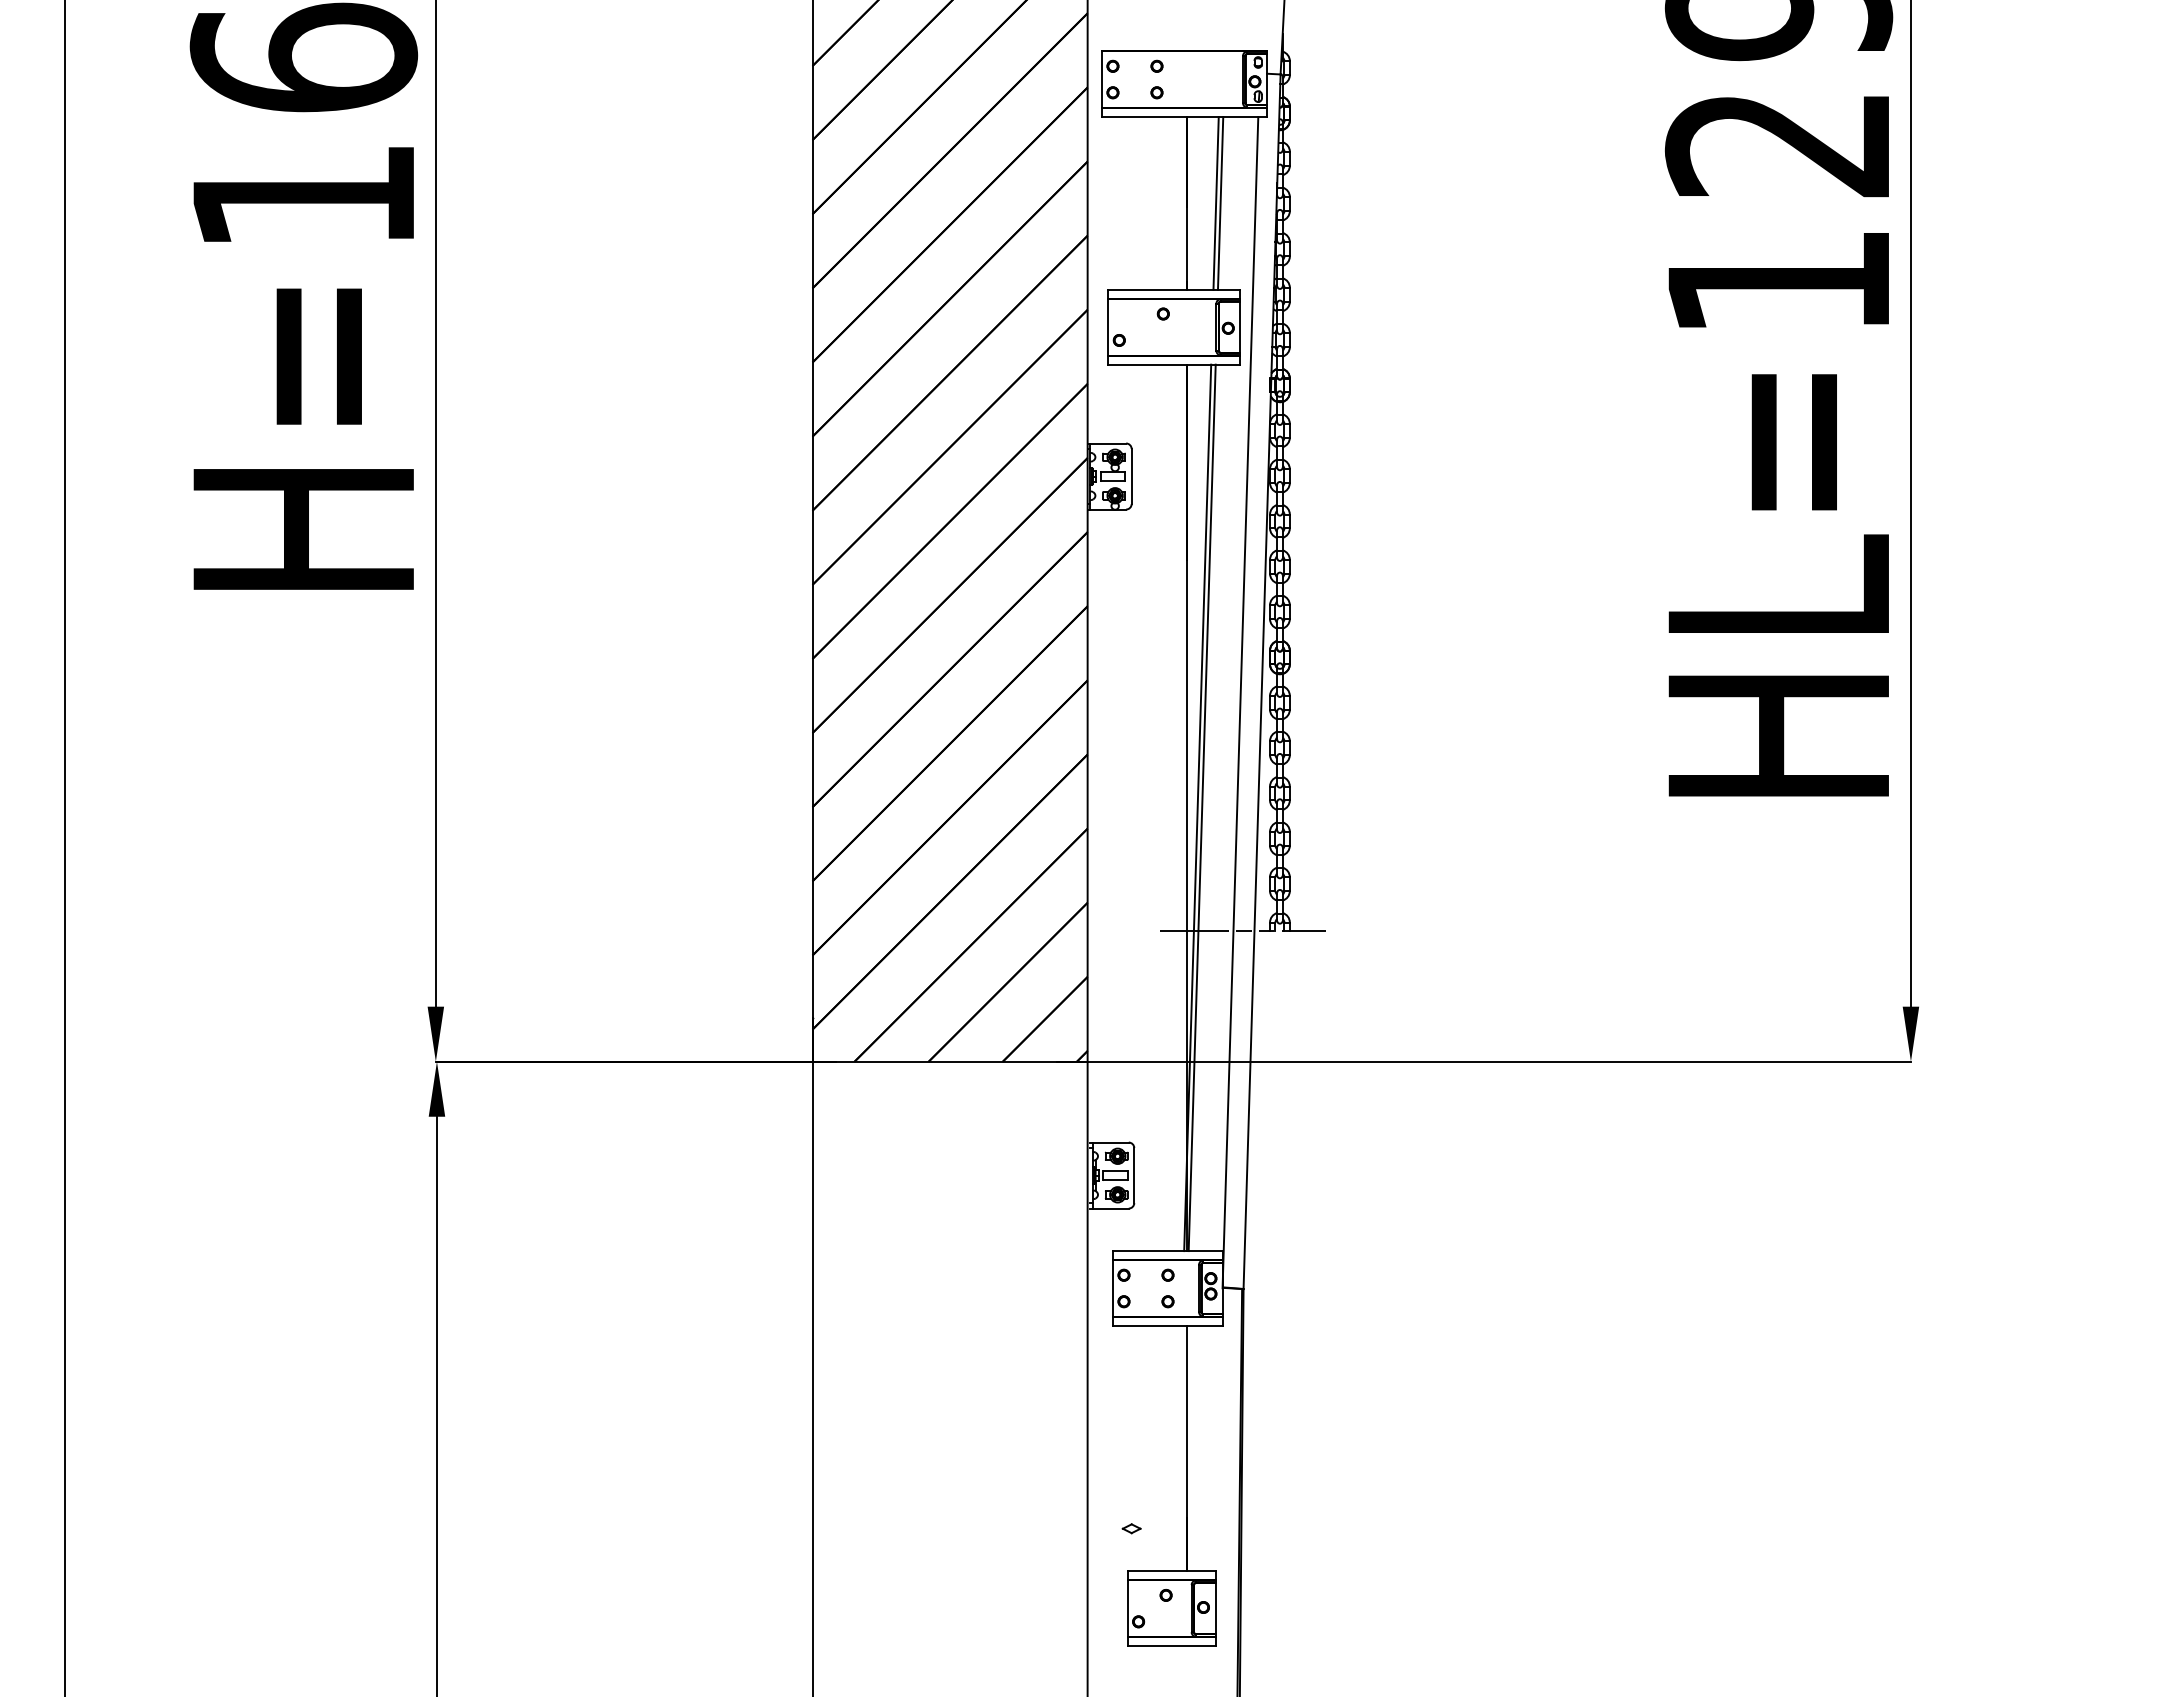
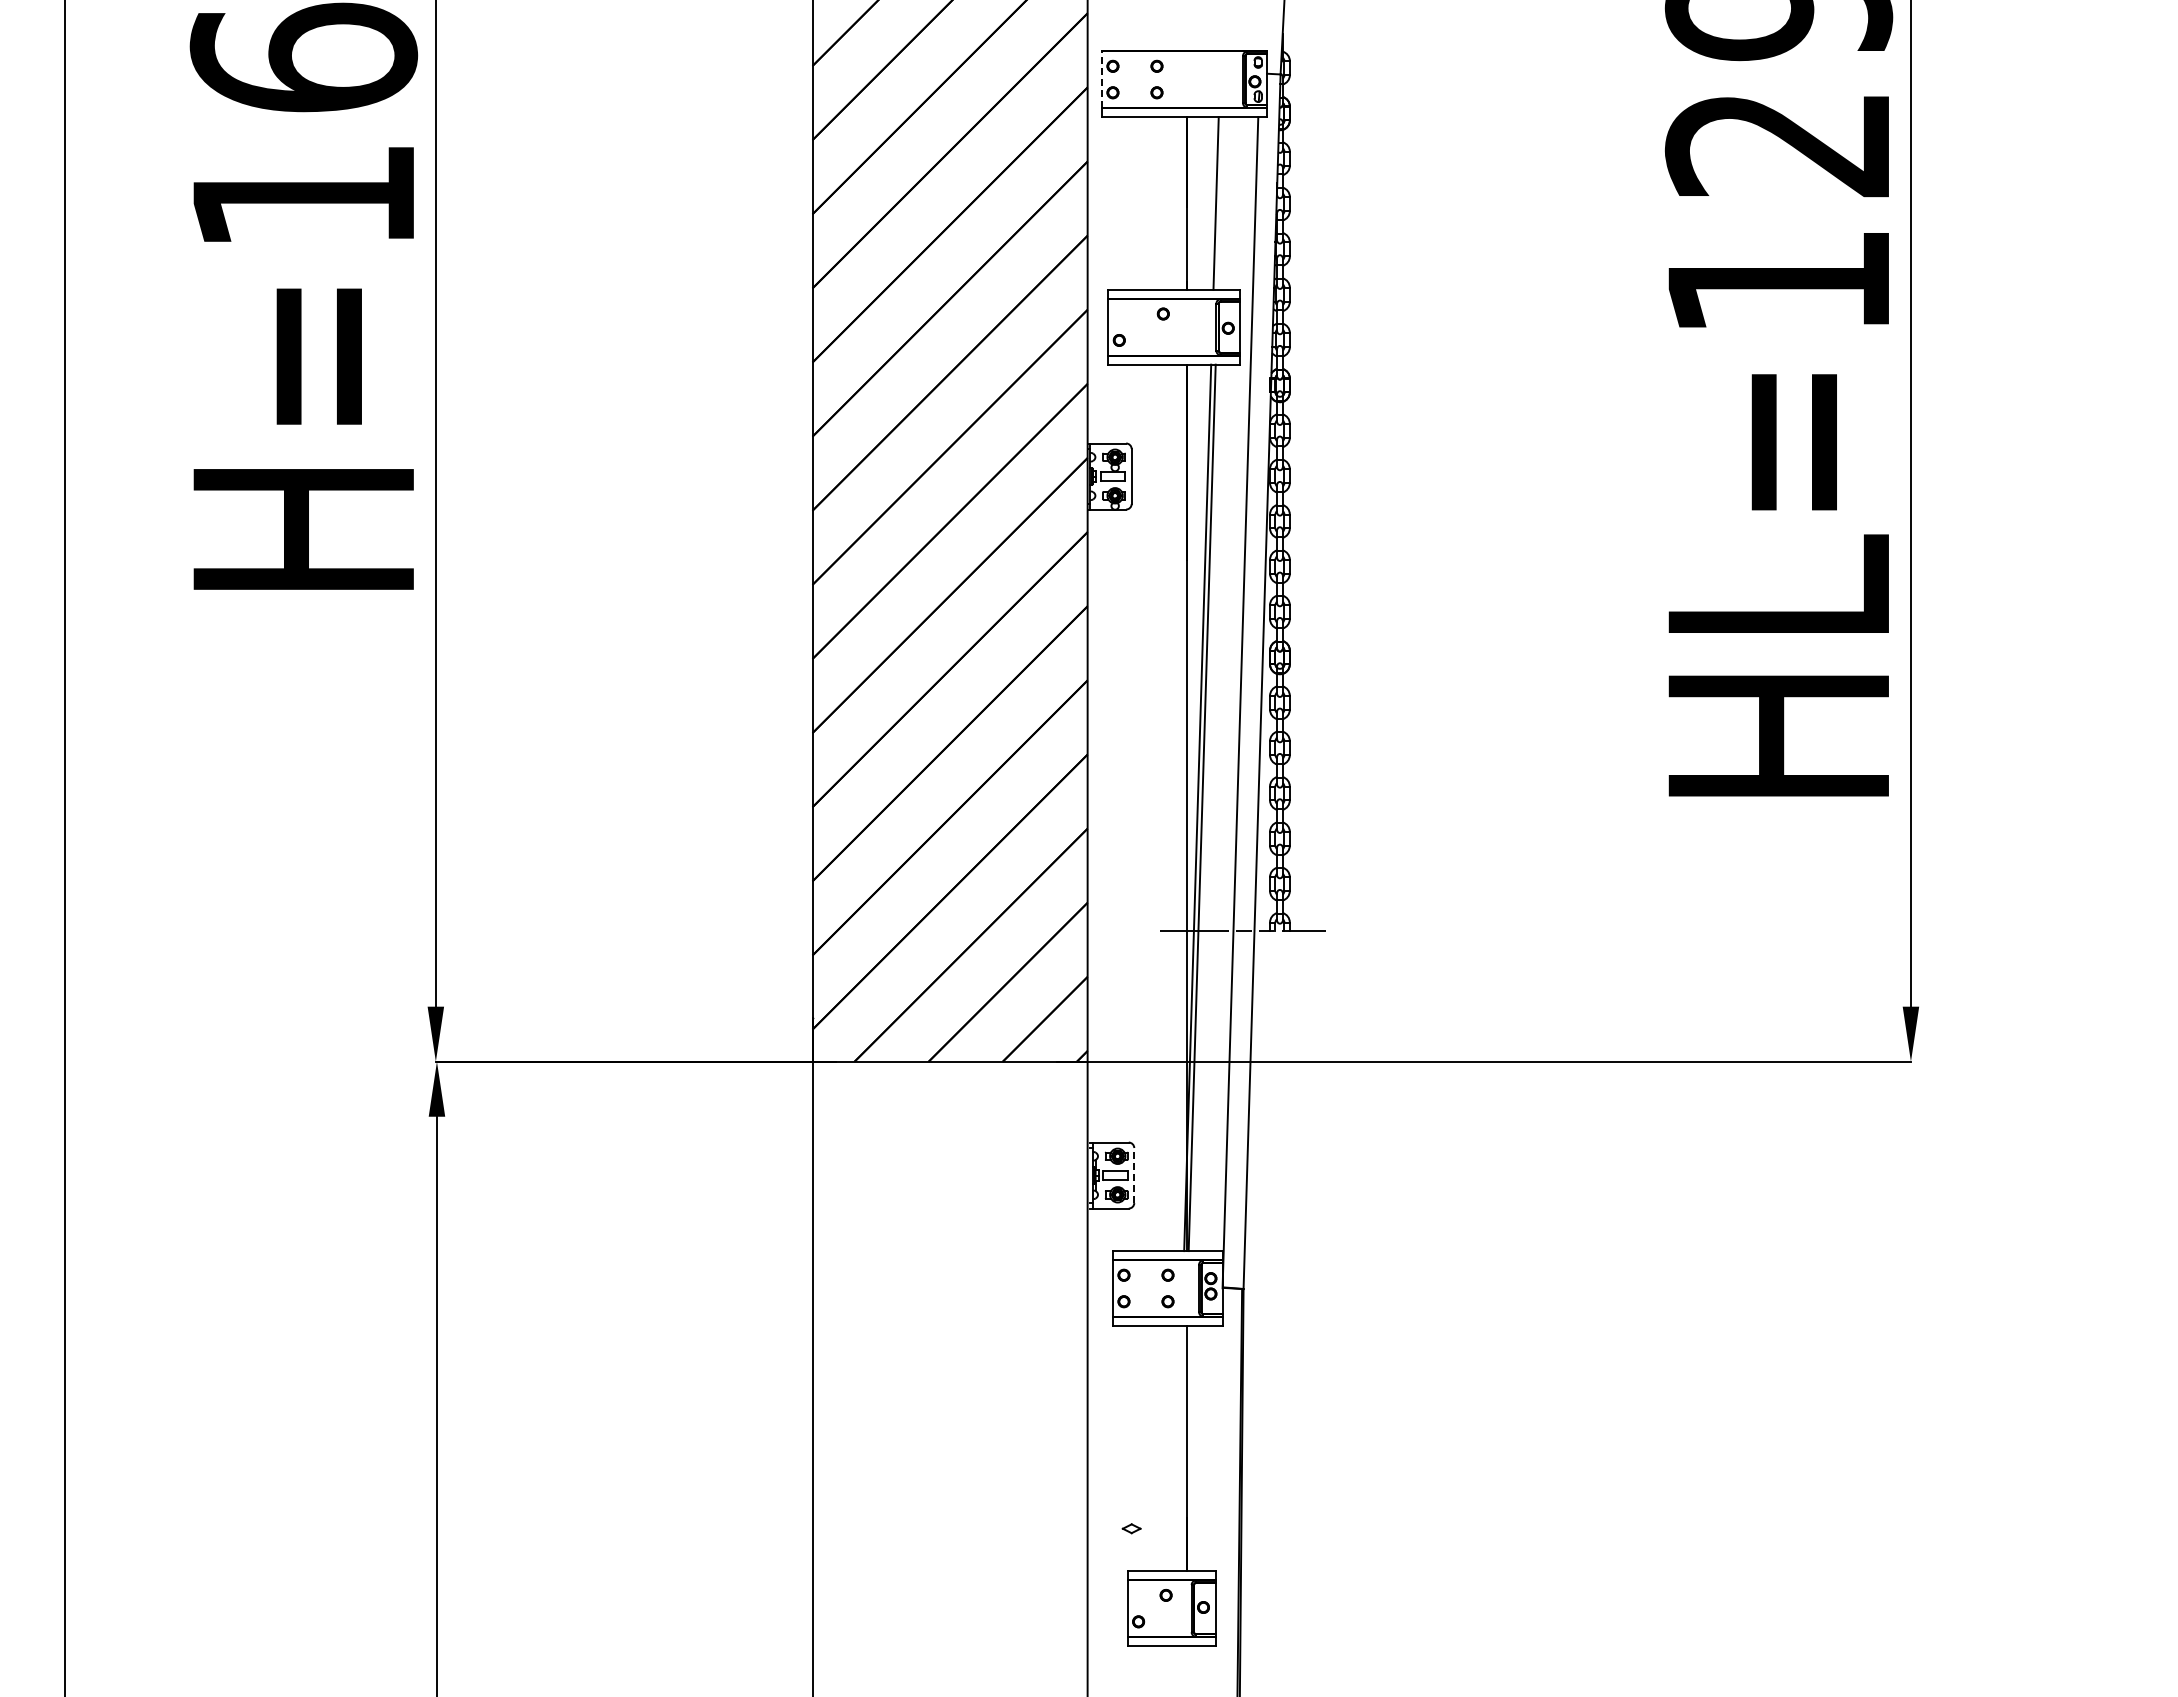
line: solid -> dashed (1101, 79)
line: present -> none (1220, 202)
line: solid -> dashed (1134, 1175)
